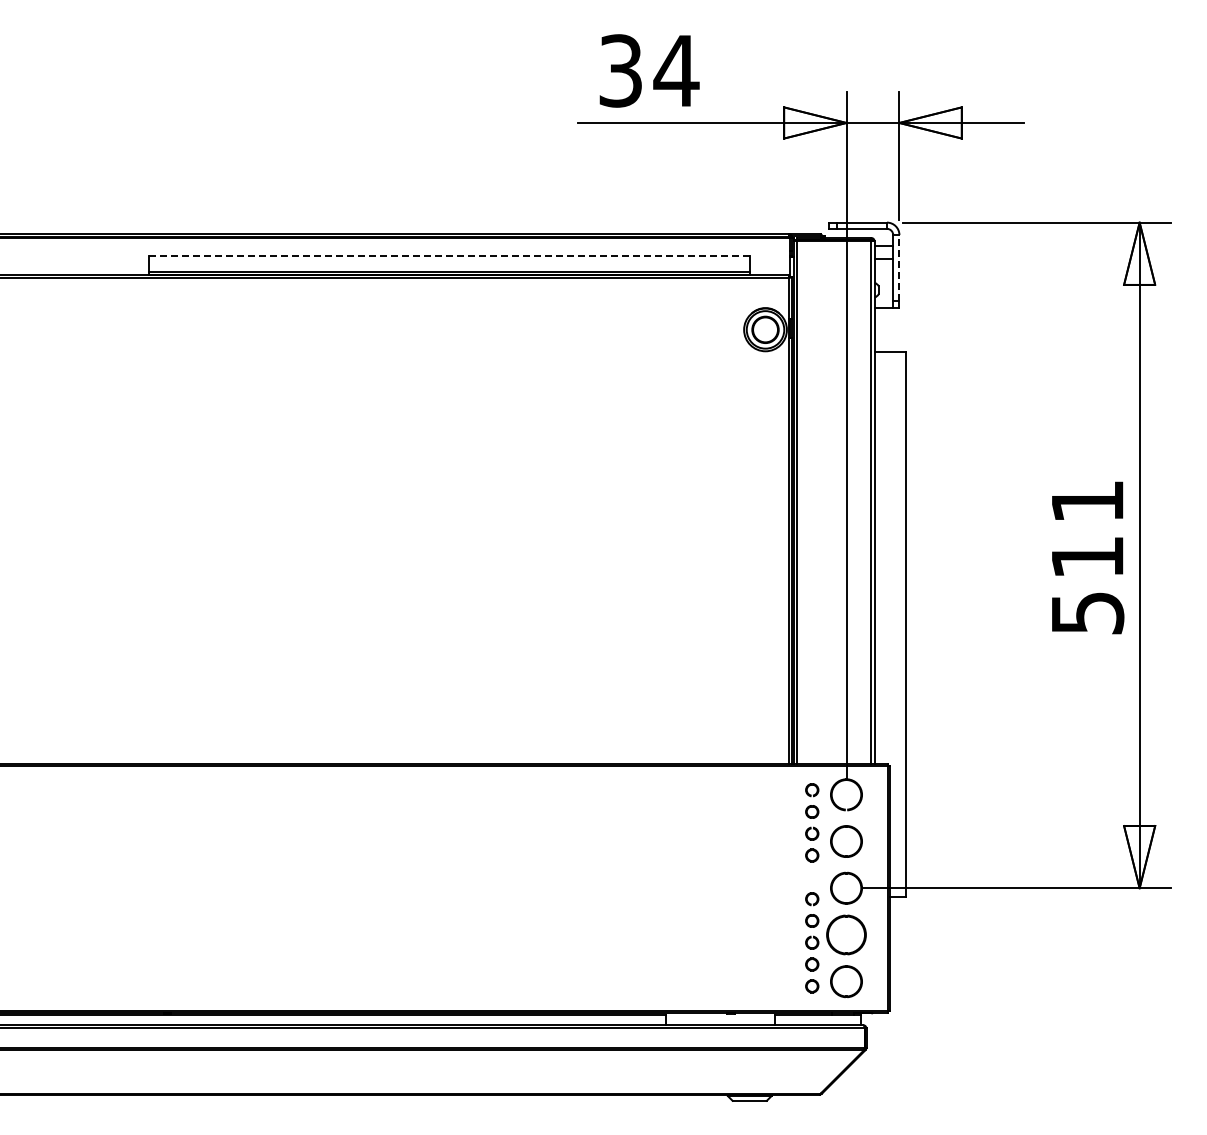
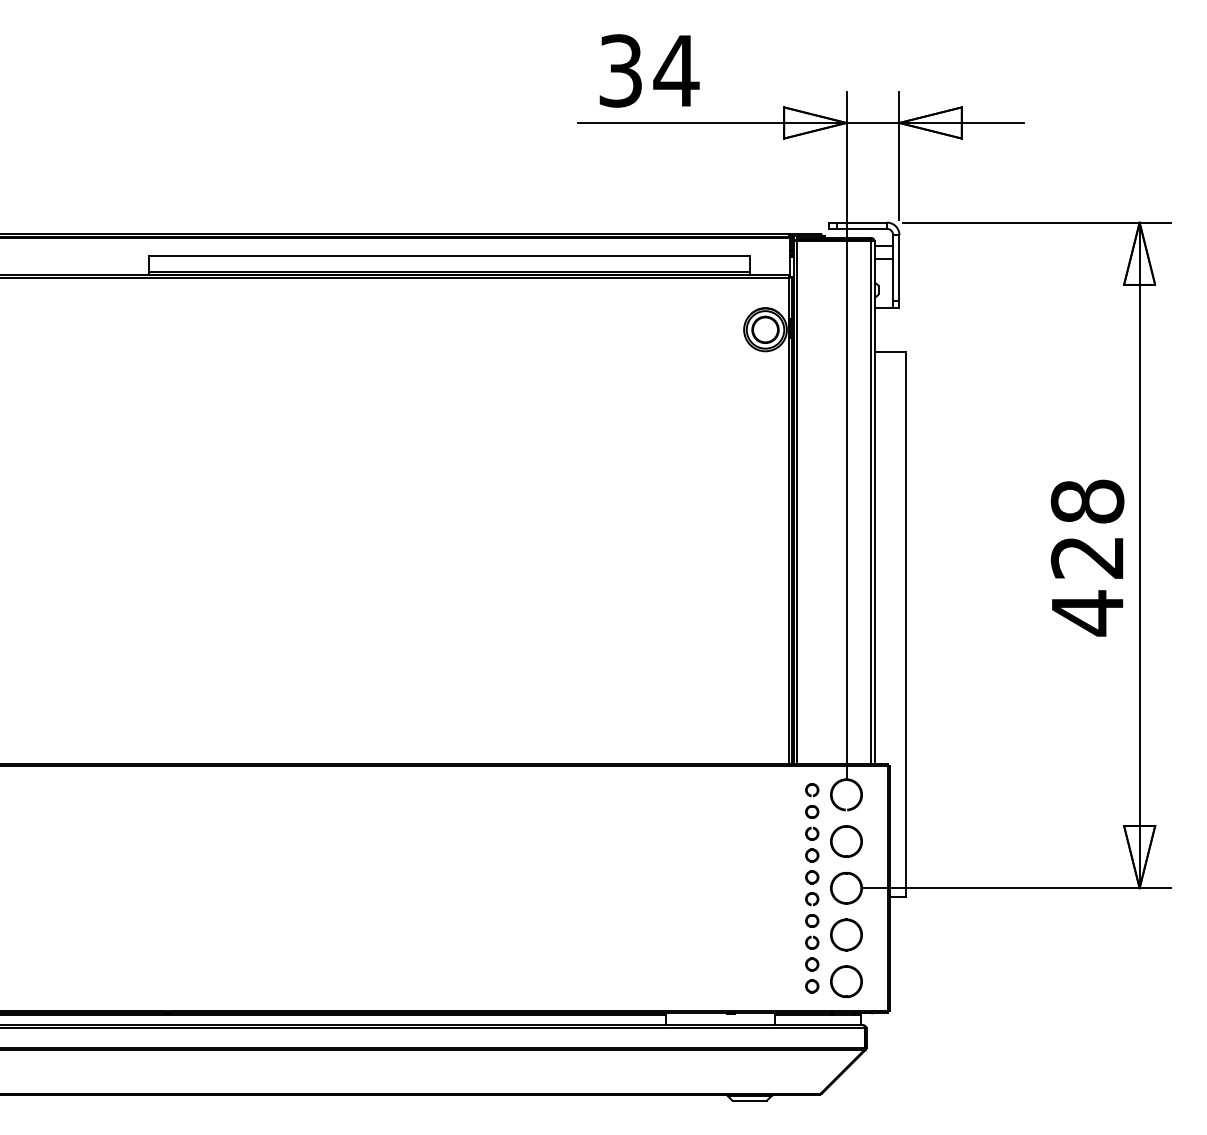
line: dashed -> solid (449, 255)
line: dashed -> solid (899, 267)
text: 511 -> 428 (1087, 557)
part: none -> present (812, 877)
part size: 41x42 px -> 33x34 px (846, 934)
